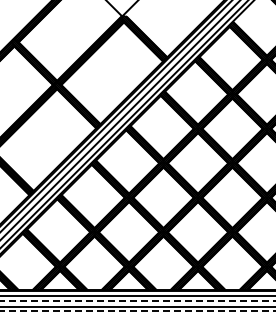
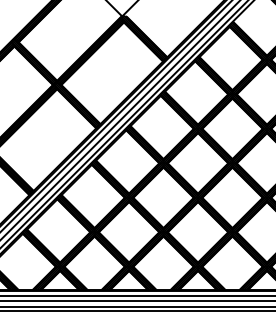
line: dashed -> solid (138, 301)
line: dashed -> solid (138, 311)
